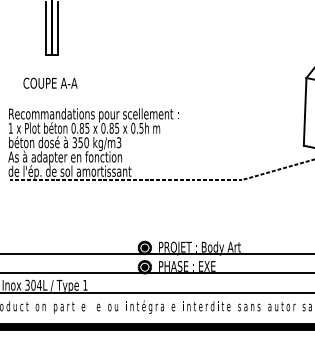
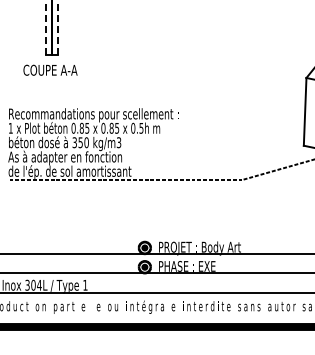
line: solid -> dashed (45, 28)
line: solid -> dashed (58, 28)
text position: (50, 82) -> (50, 69) (50, 69)
